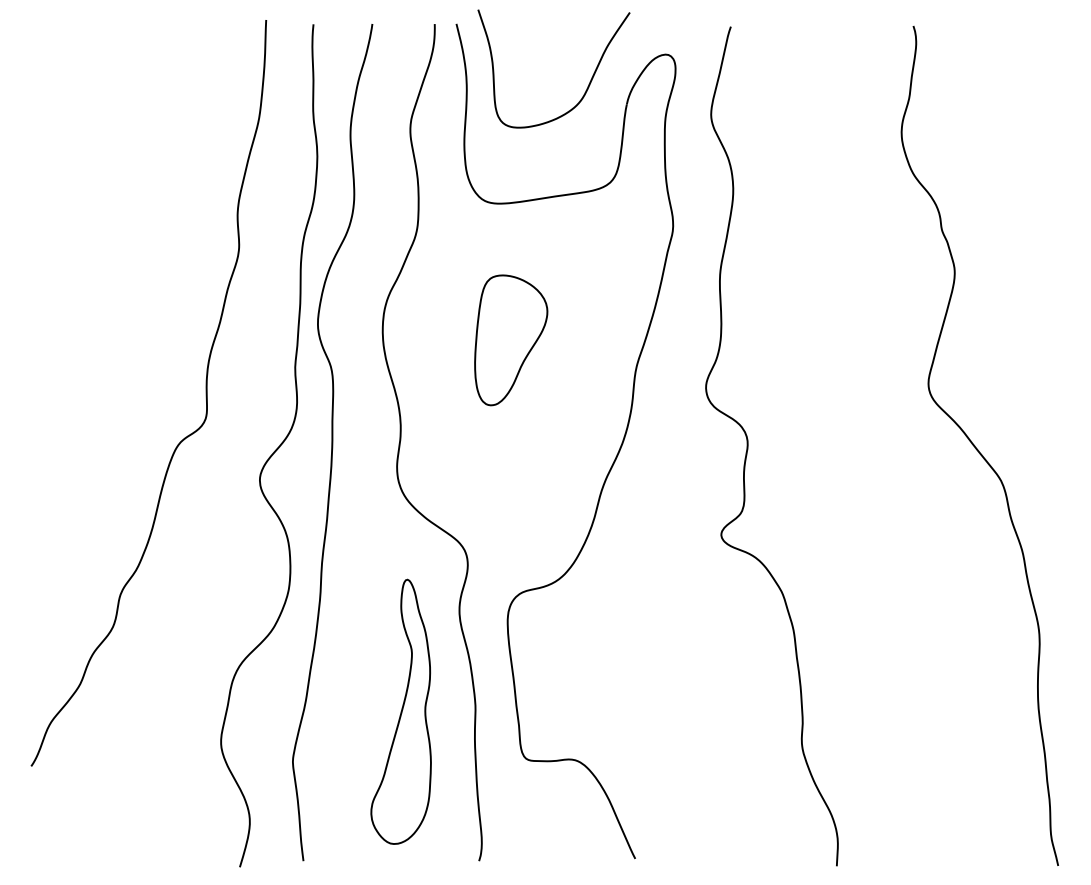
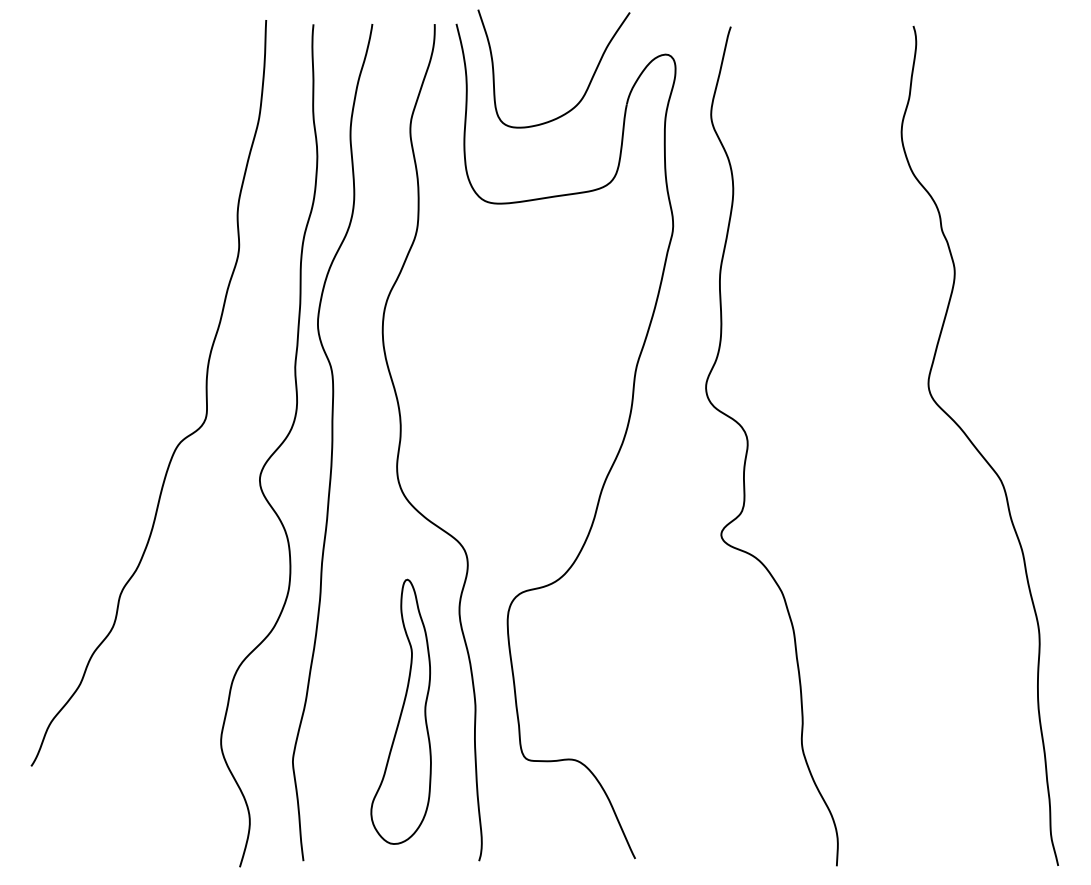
part: present -> none (511, 340)
